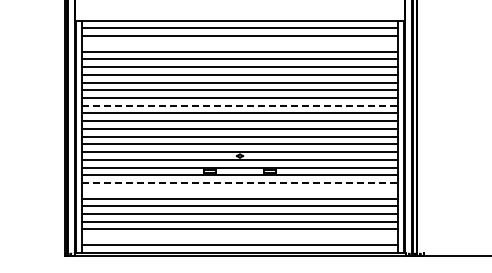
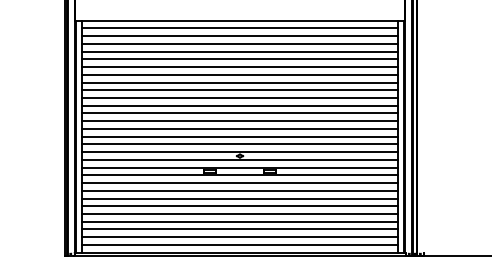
line: none -> present (239, 43)
line: dashed -> solid (240, 105)
line: dashed -> solid (240, 183)
line: none -> present (239, 190)
line: none -> present (239, 237)
